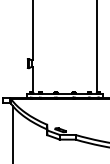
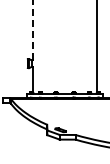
line: solid -> dashed (33, 29)
line: present -> none (13, 133)
